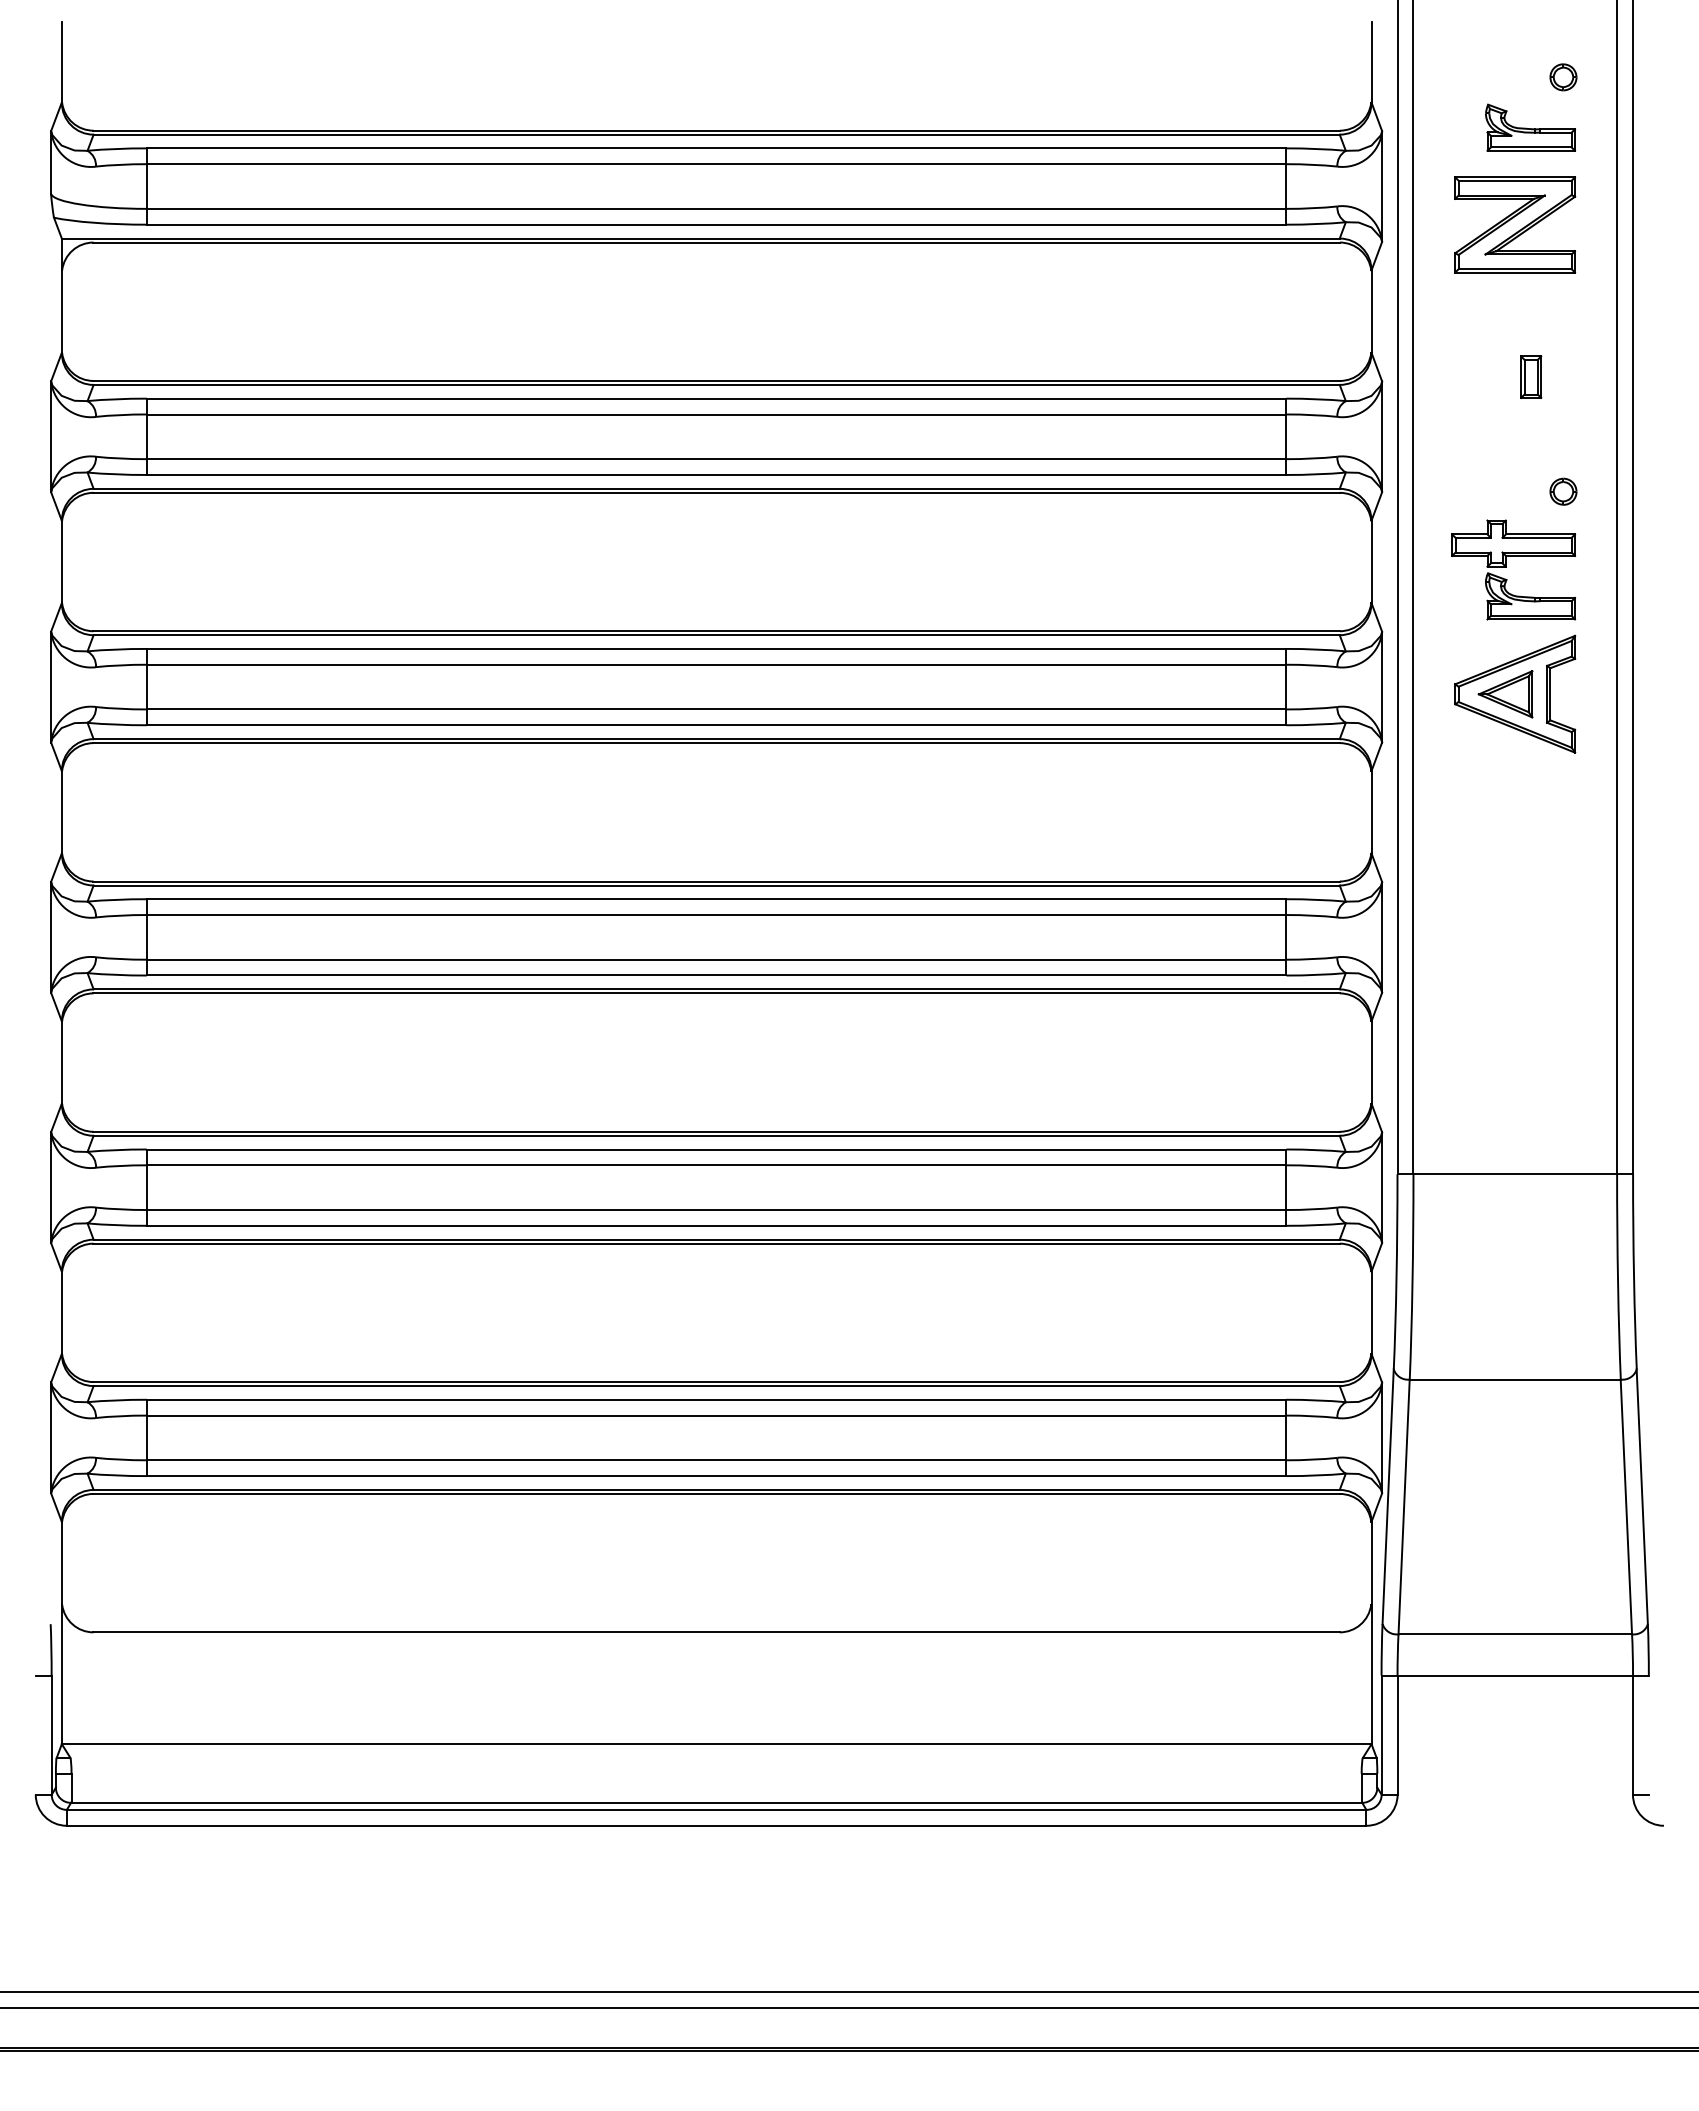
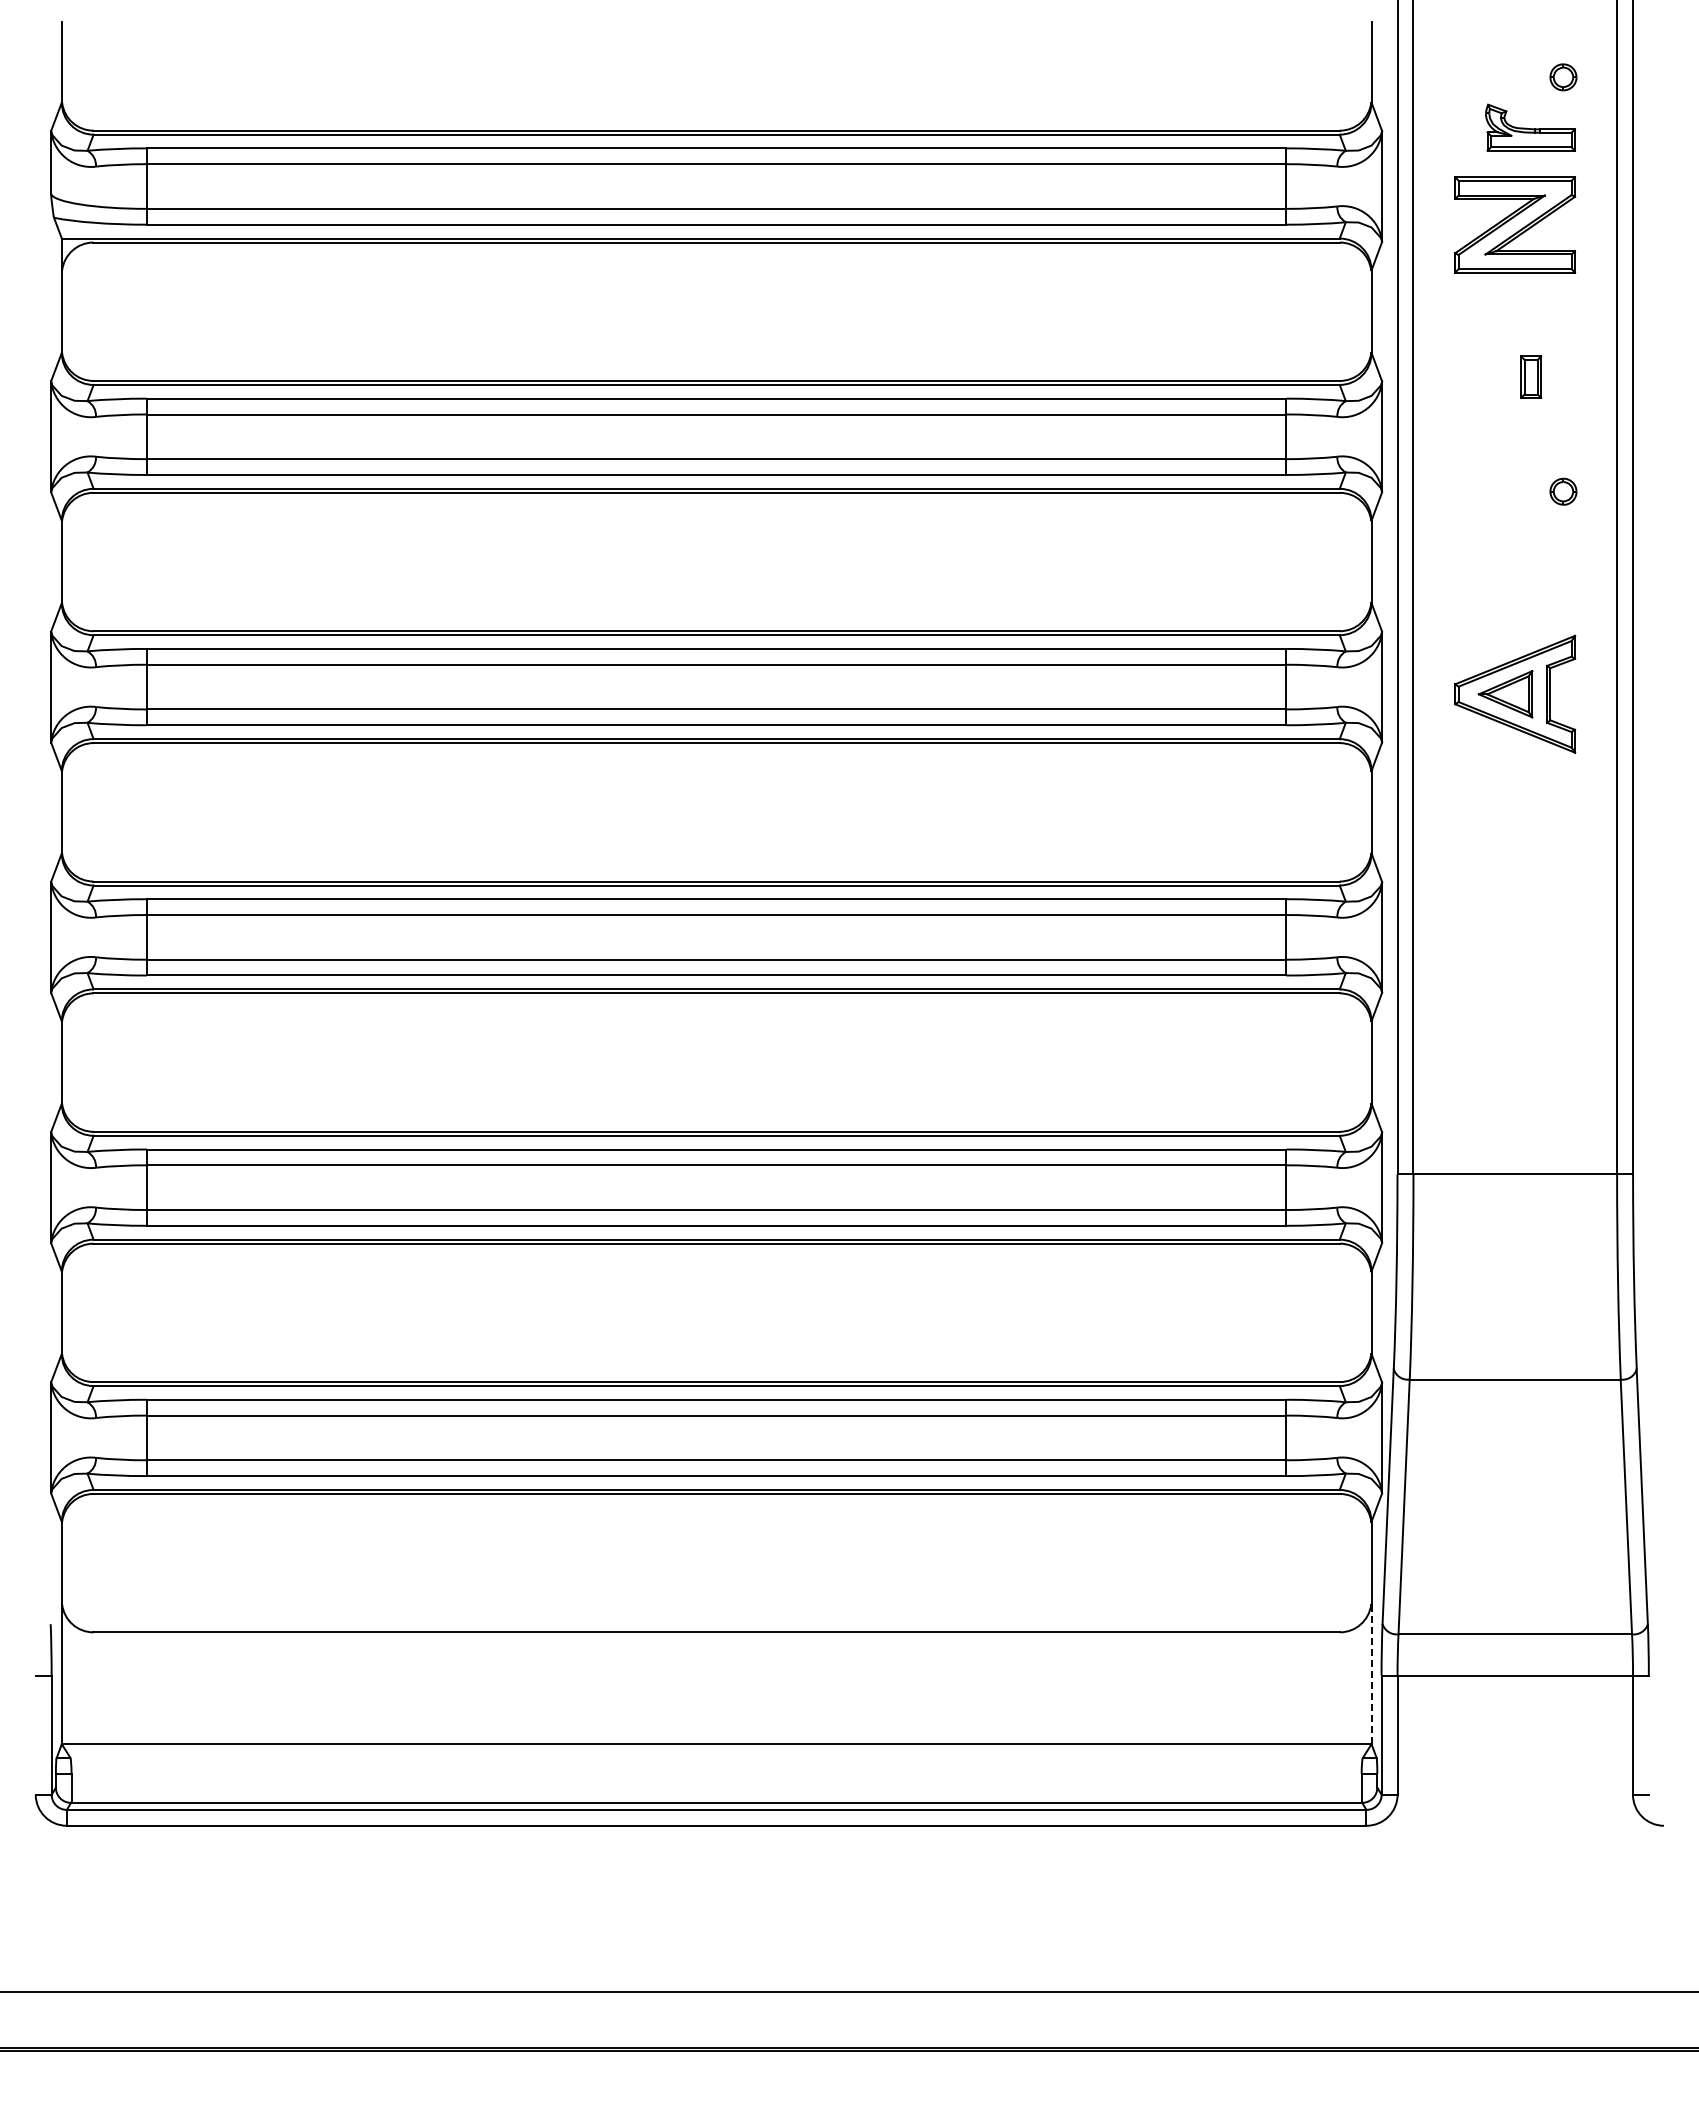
part: present -> none (1506, 567)
line: solid -> dashed (1371, 1674)
line: present -> none (848, 2007)
